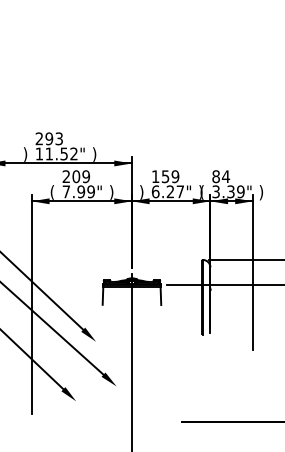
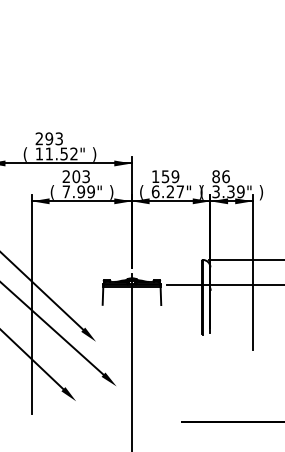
text: ) -> ( (25, 154)
text: 209 -> 203 (86, 176)
text: 84 -> 86 (225, 176)
text: ) -> ( (141, 192)
